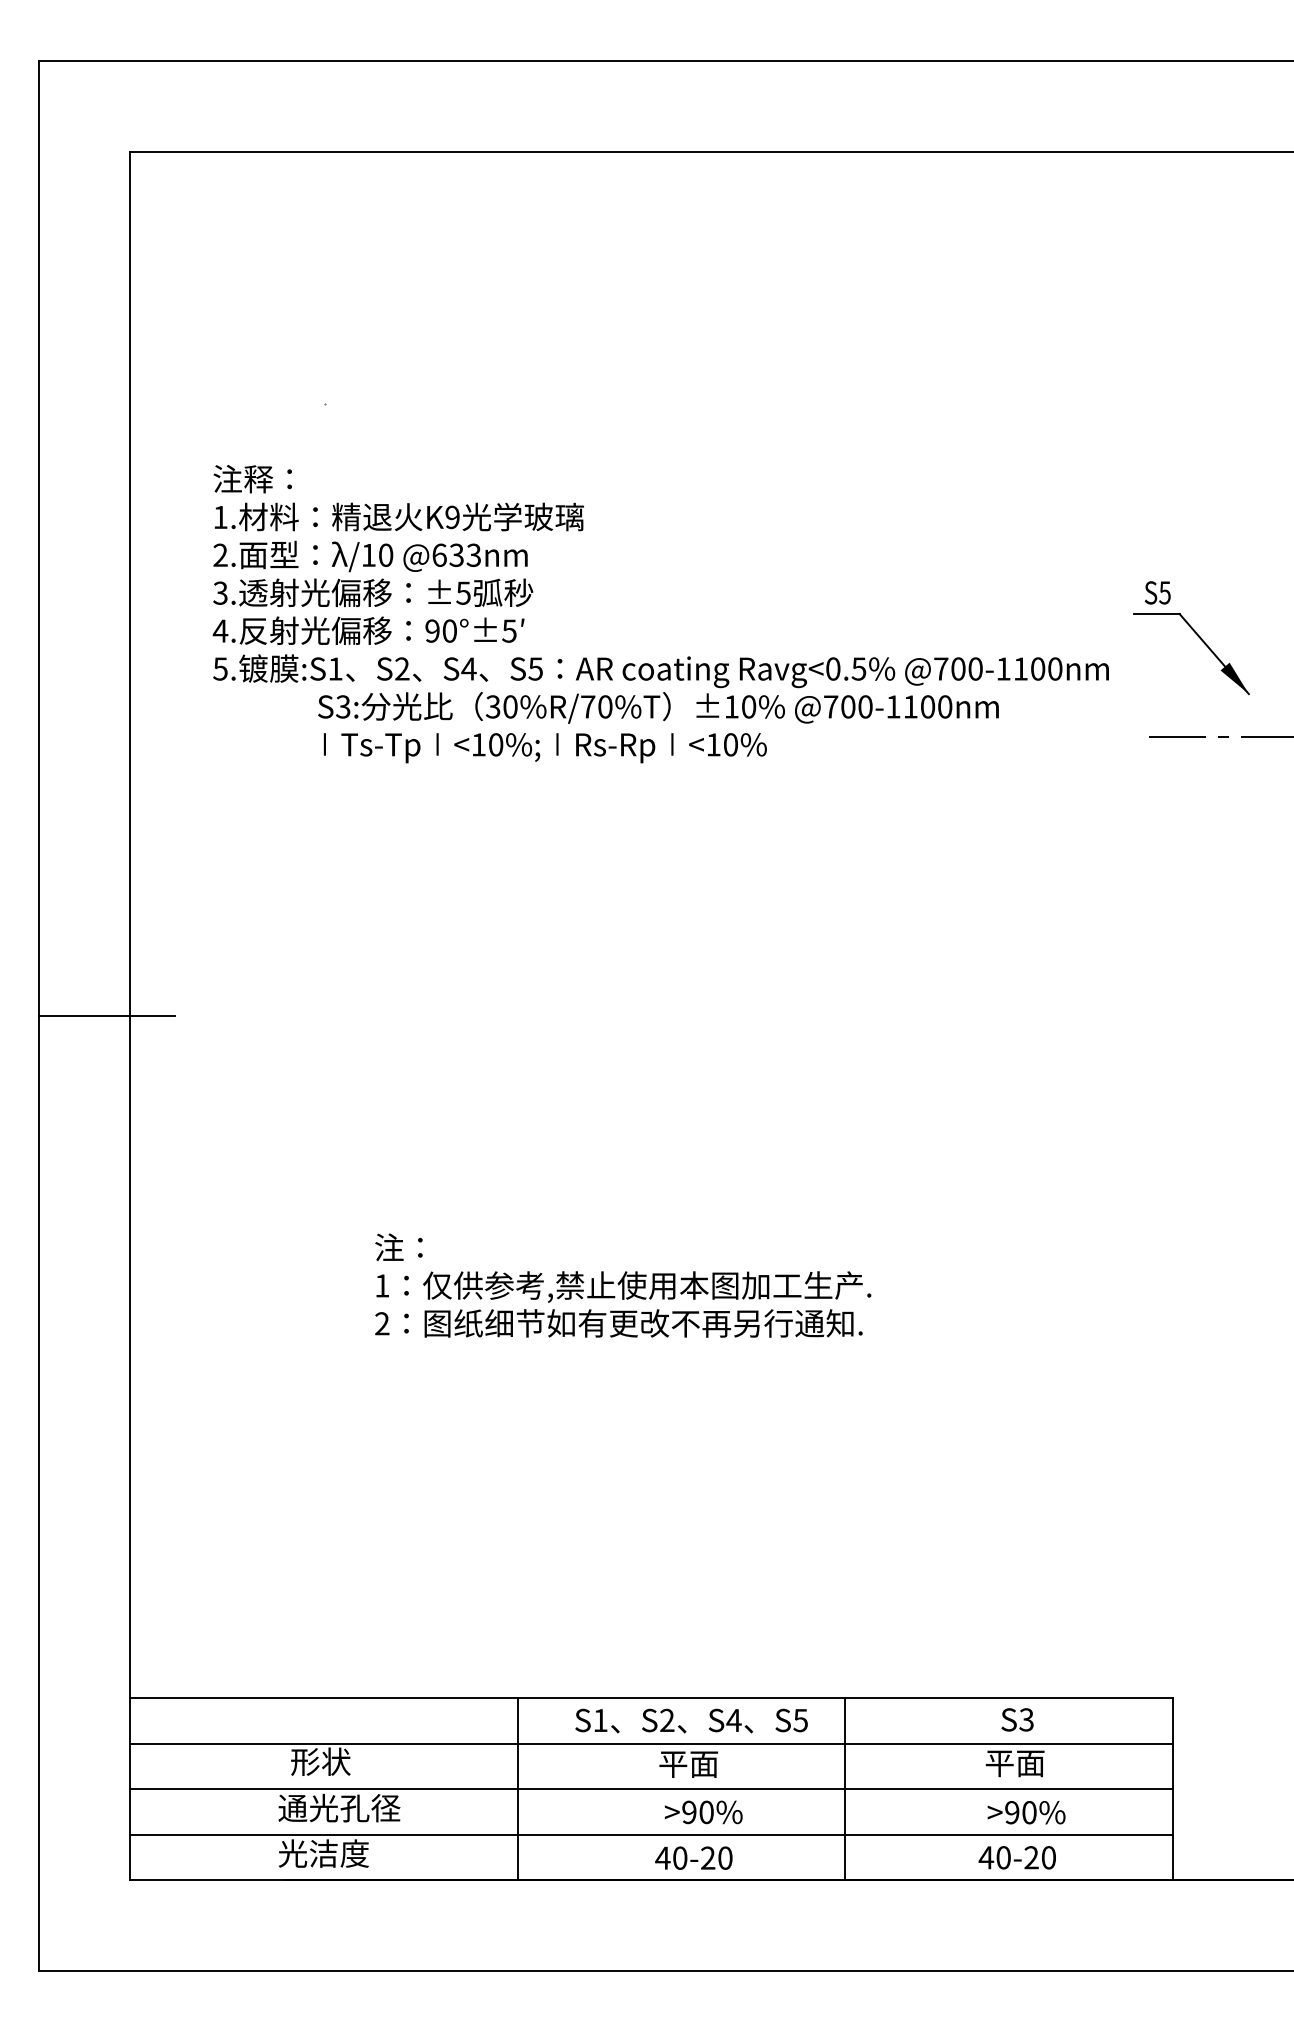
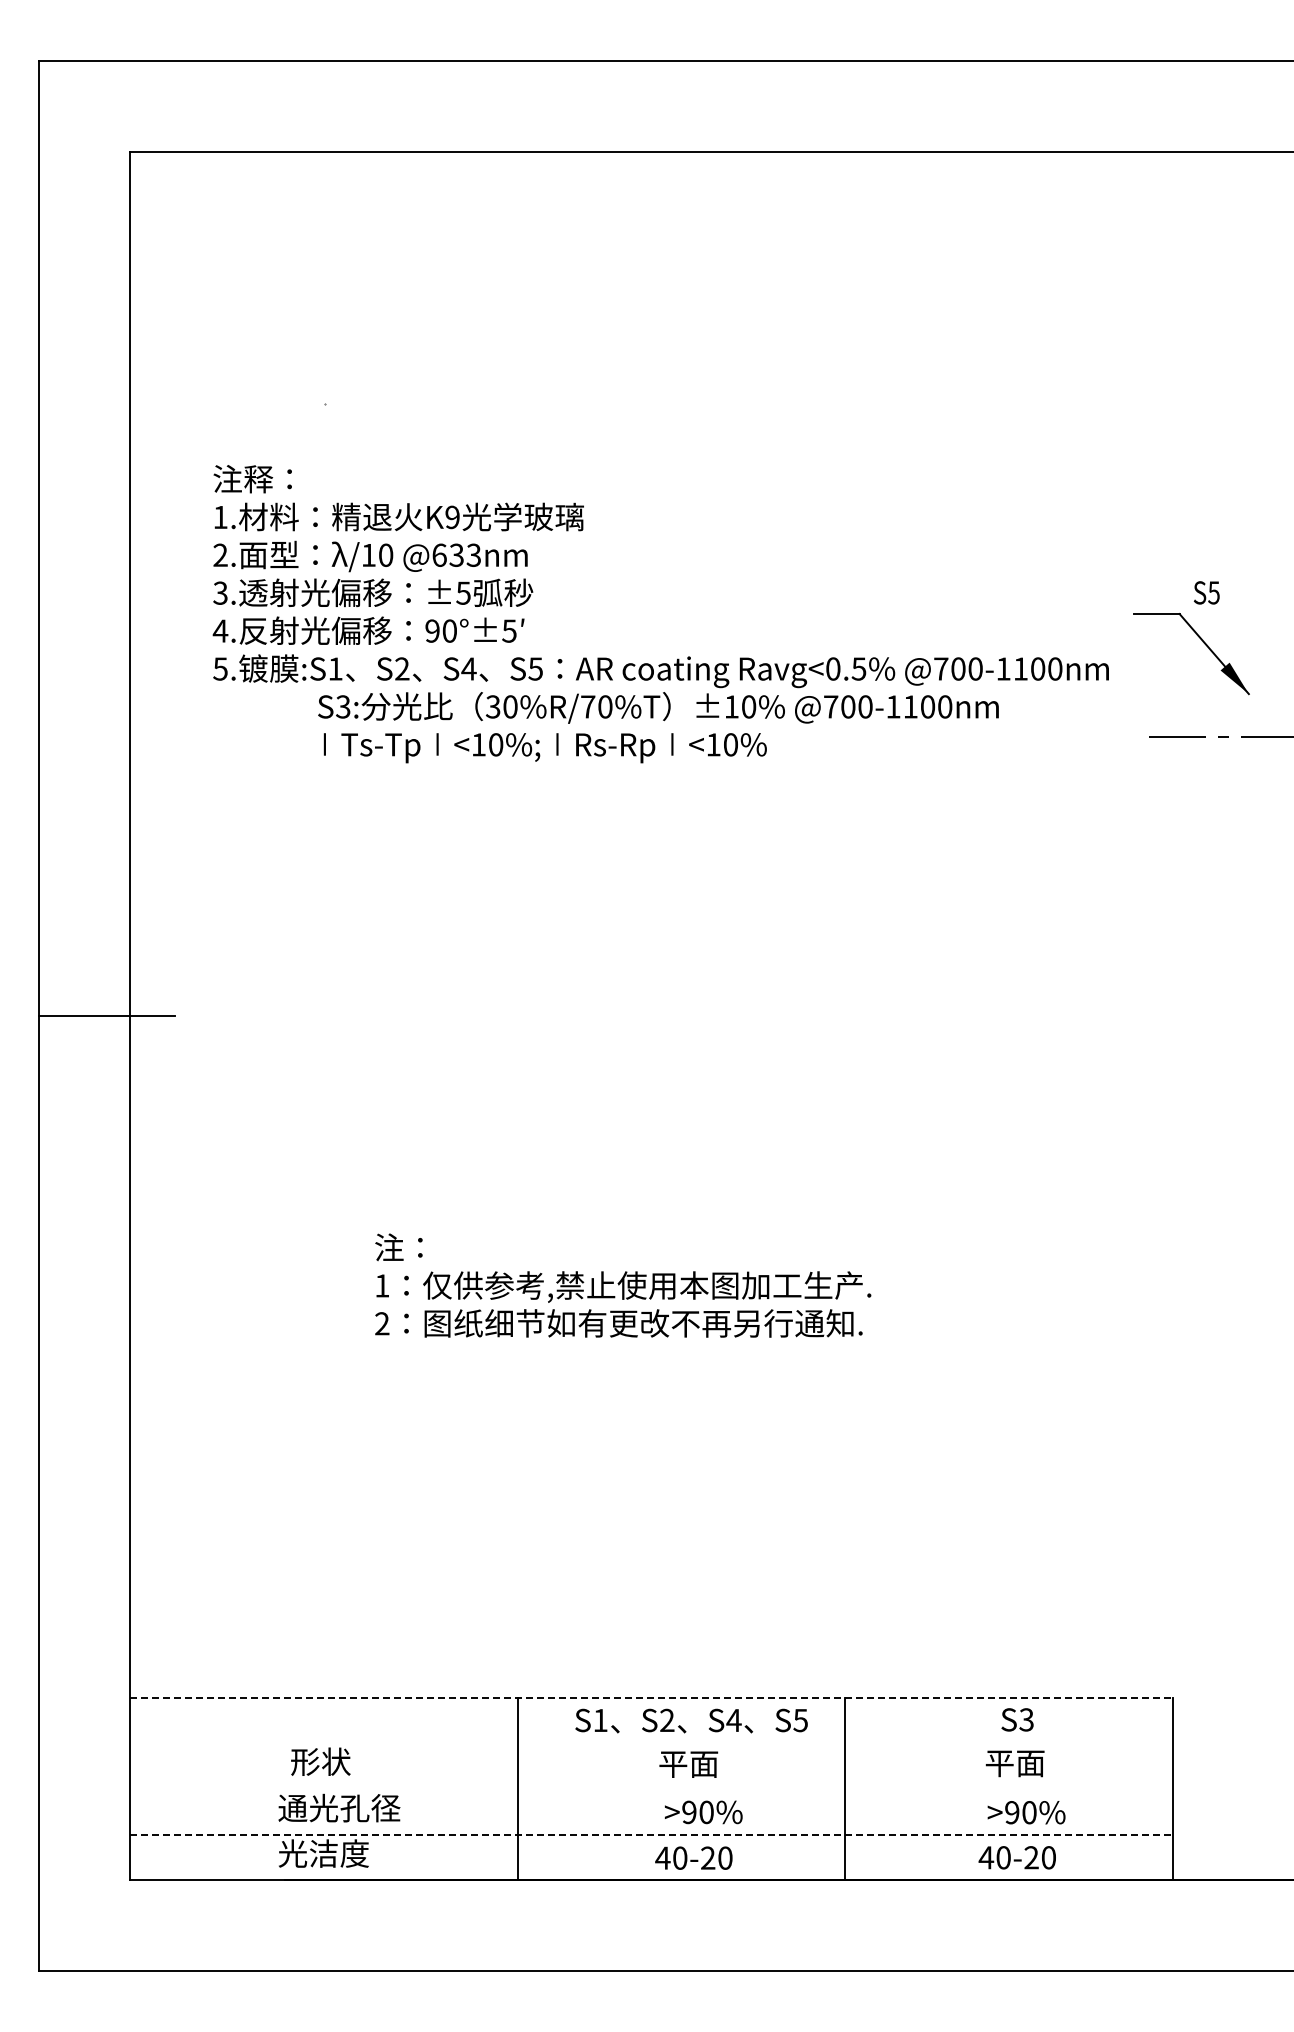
text position: (1157, 592) -> (1206, 592) (1206, 592)
line: solid -> dashed (651, 1698)
line: present -> none (650, 1743)
line: present -> none (650, 1789)
line: solid -> dashed (651, 1834)
